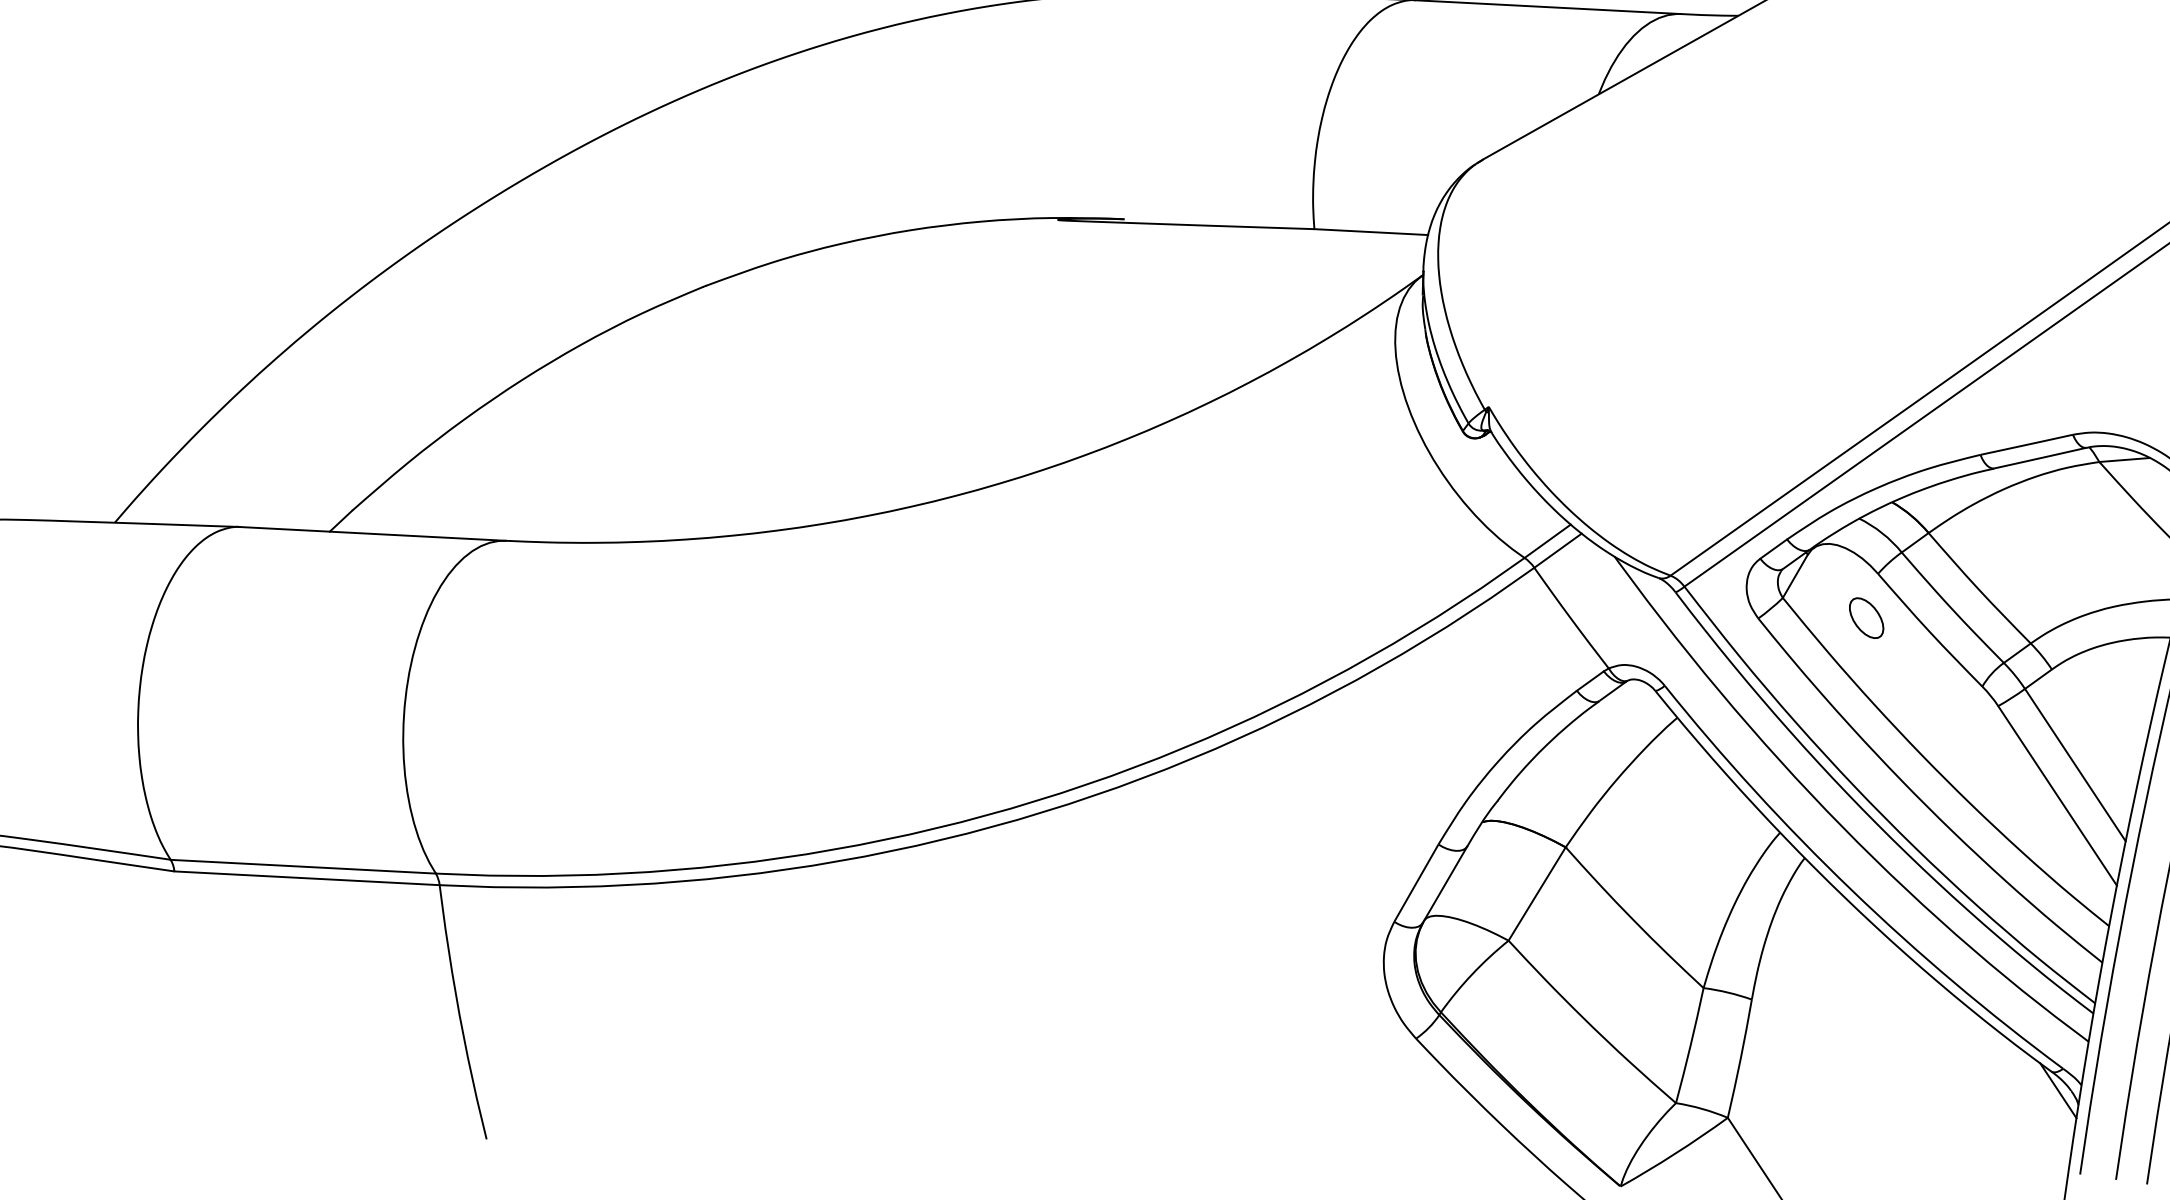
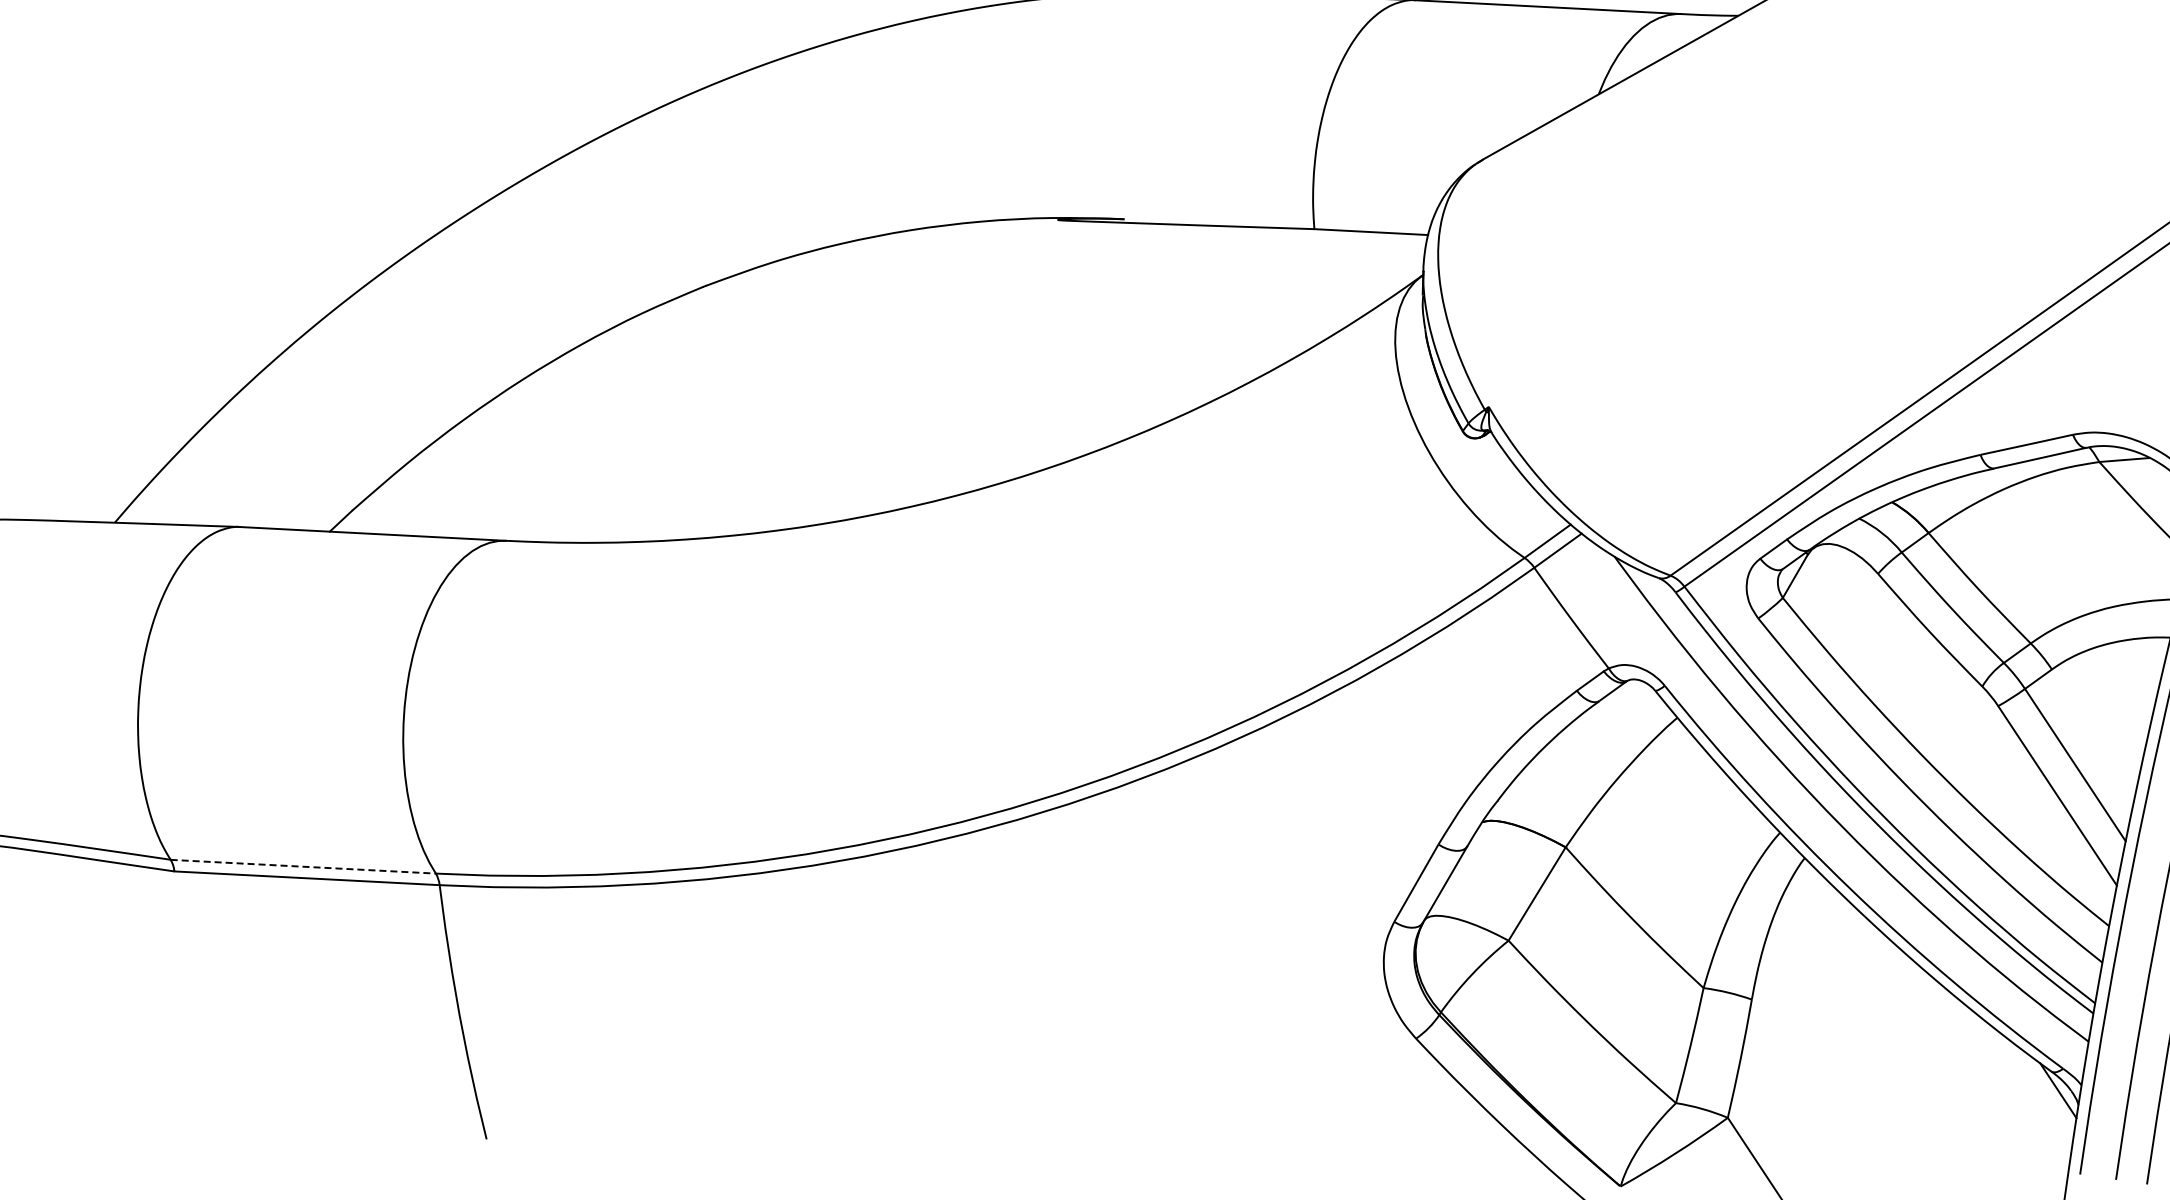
part: present -> none (1866, 617)
line: solid -> dashed (303, 866)
